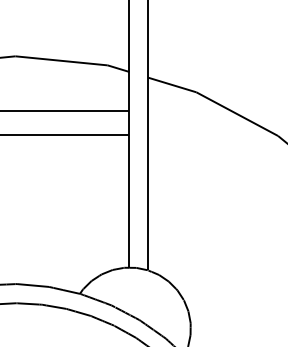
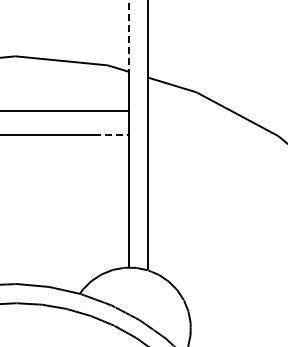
line: solid -> dashed (129, 36)
line: solid -> dashed (111, 134)
